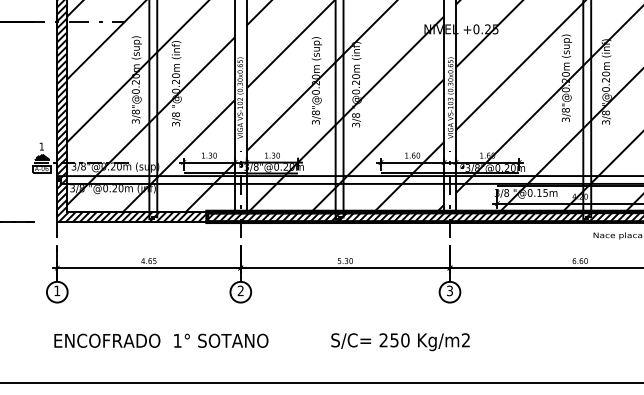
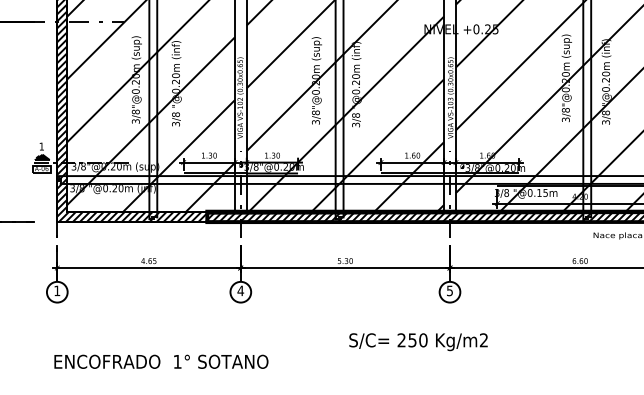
text: 3 -> 5 (449, 289)
text: 2 -> 4 (240, 290)
text position: (161, 340) -> (161, 361) (161, 361)
text position: (400, 342) -> (418, 342) (418, 342)
line: present -> none (321, 383)
